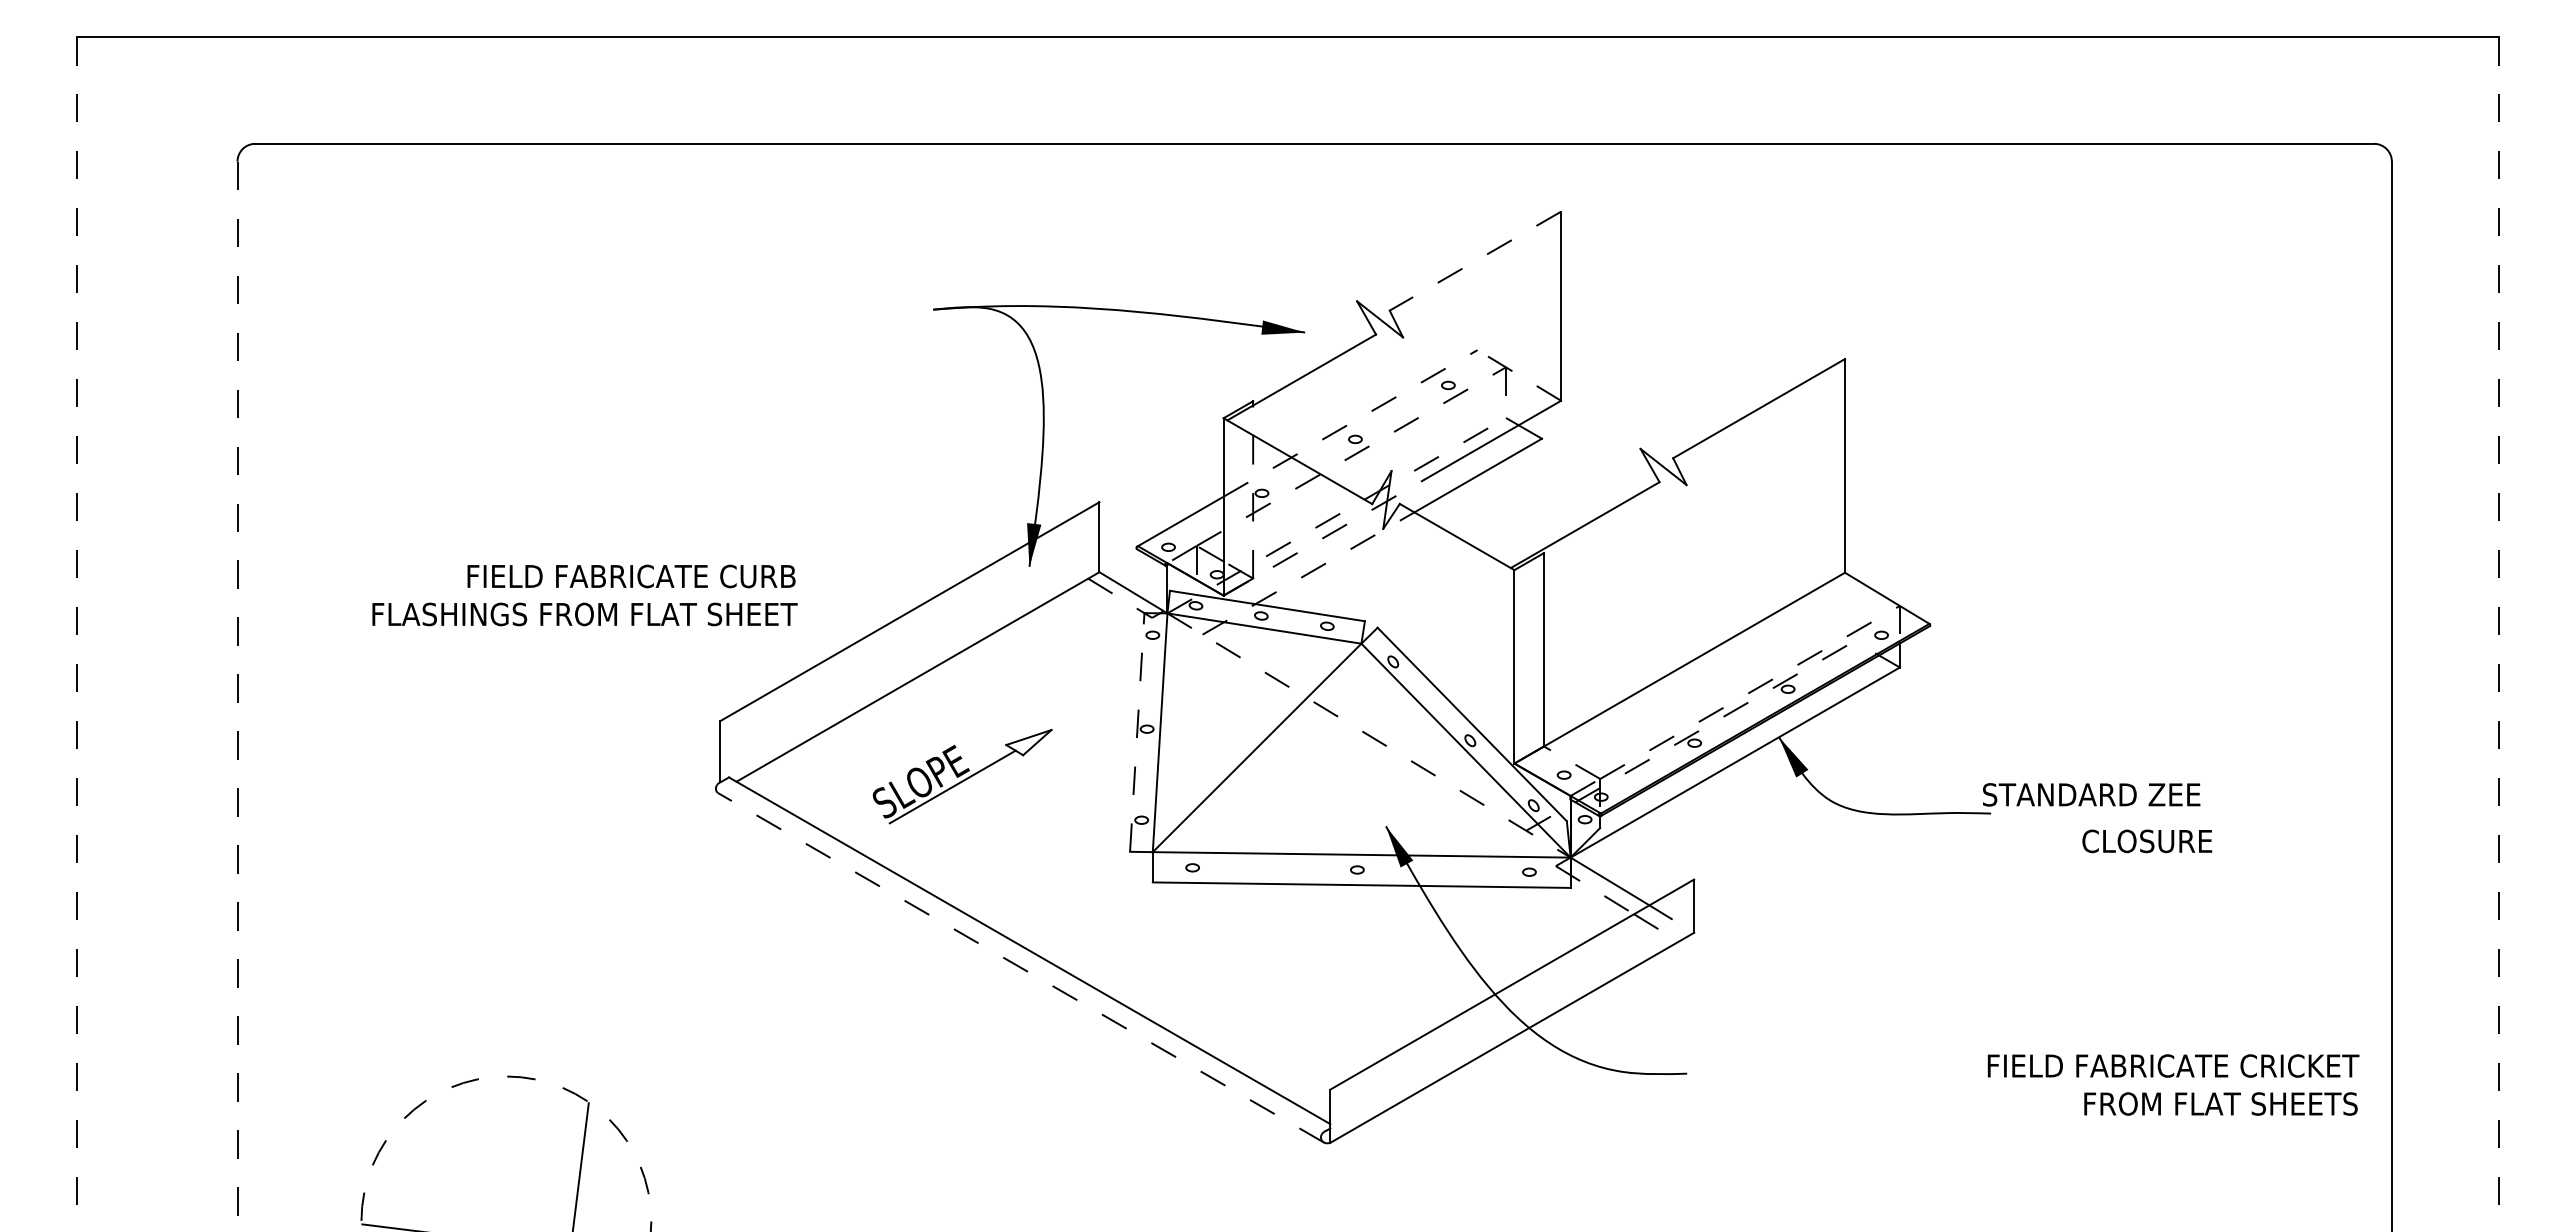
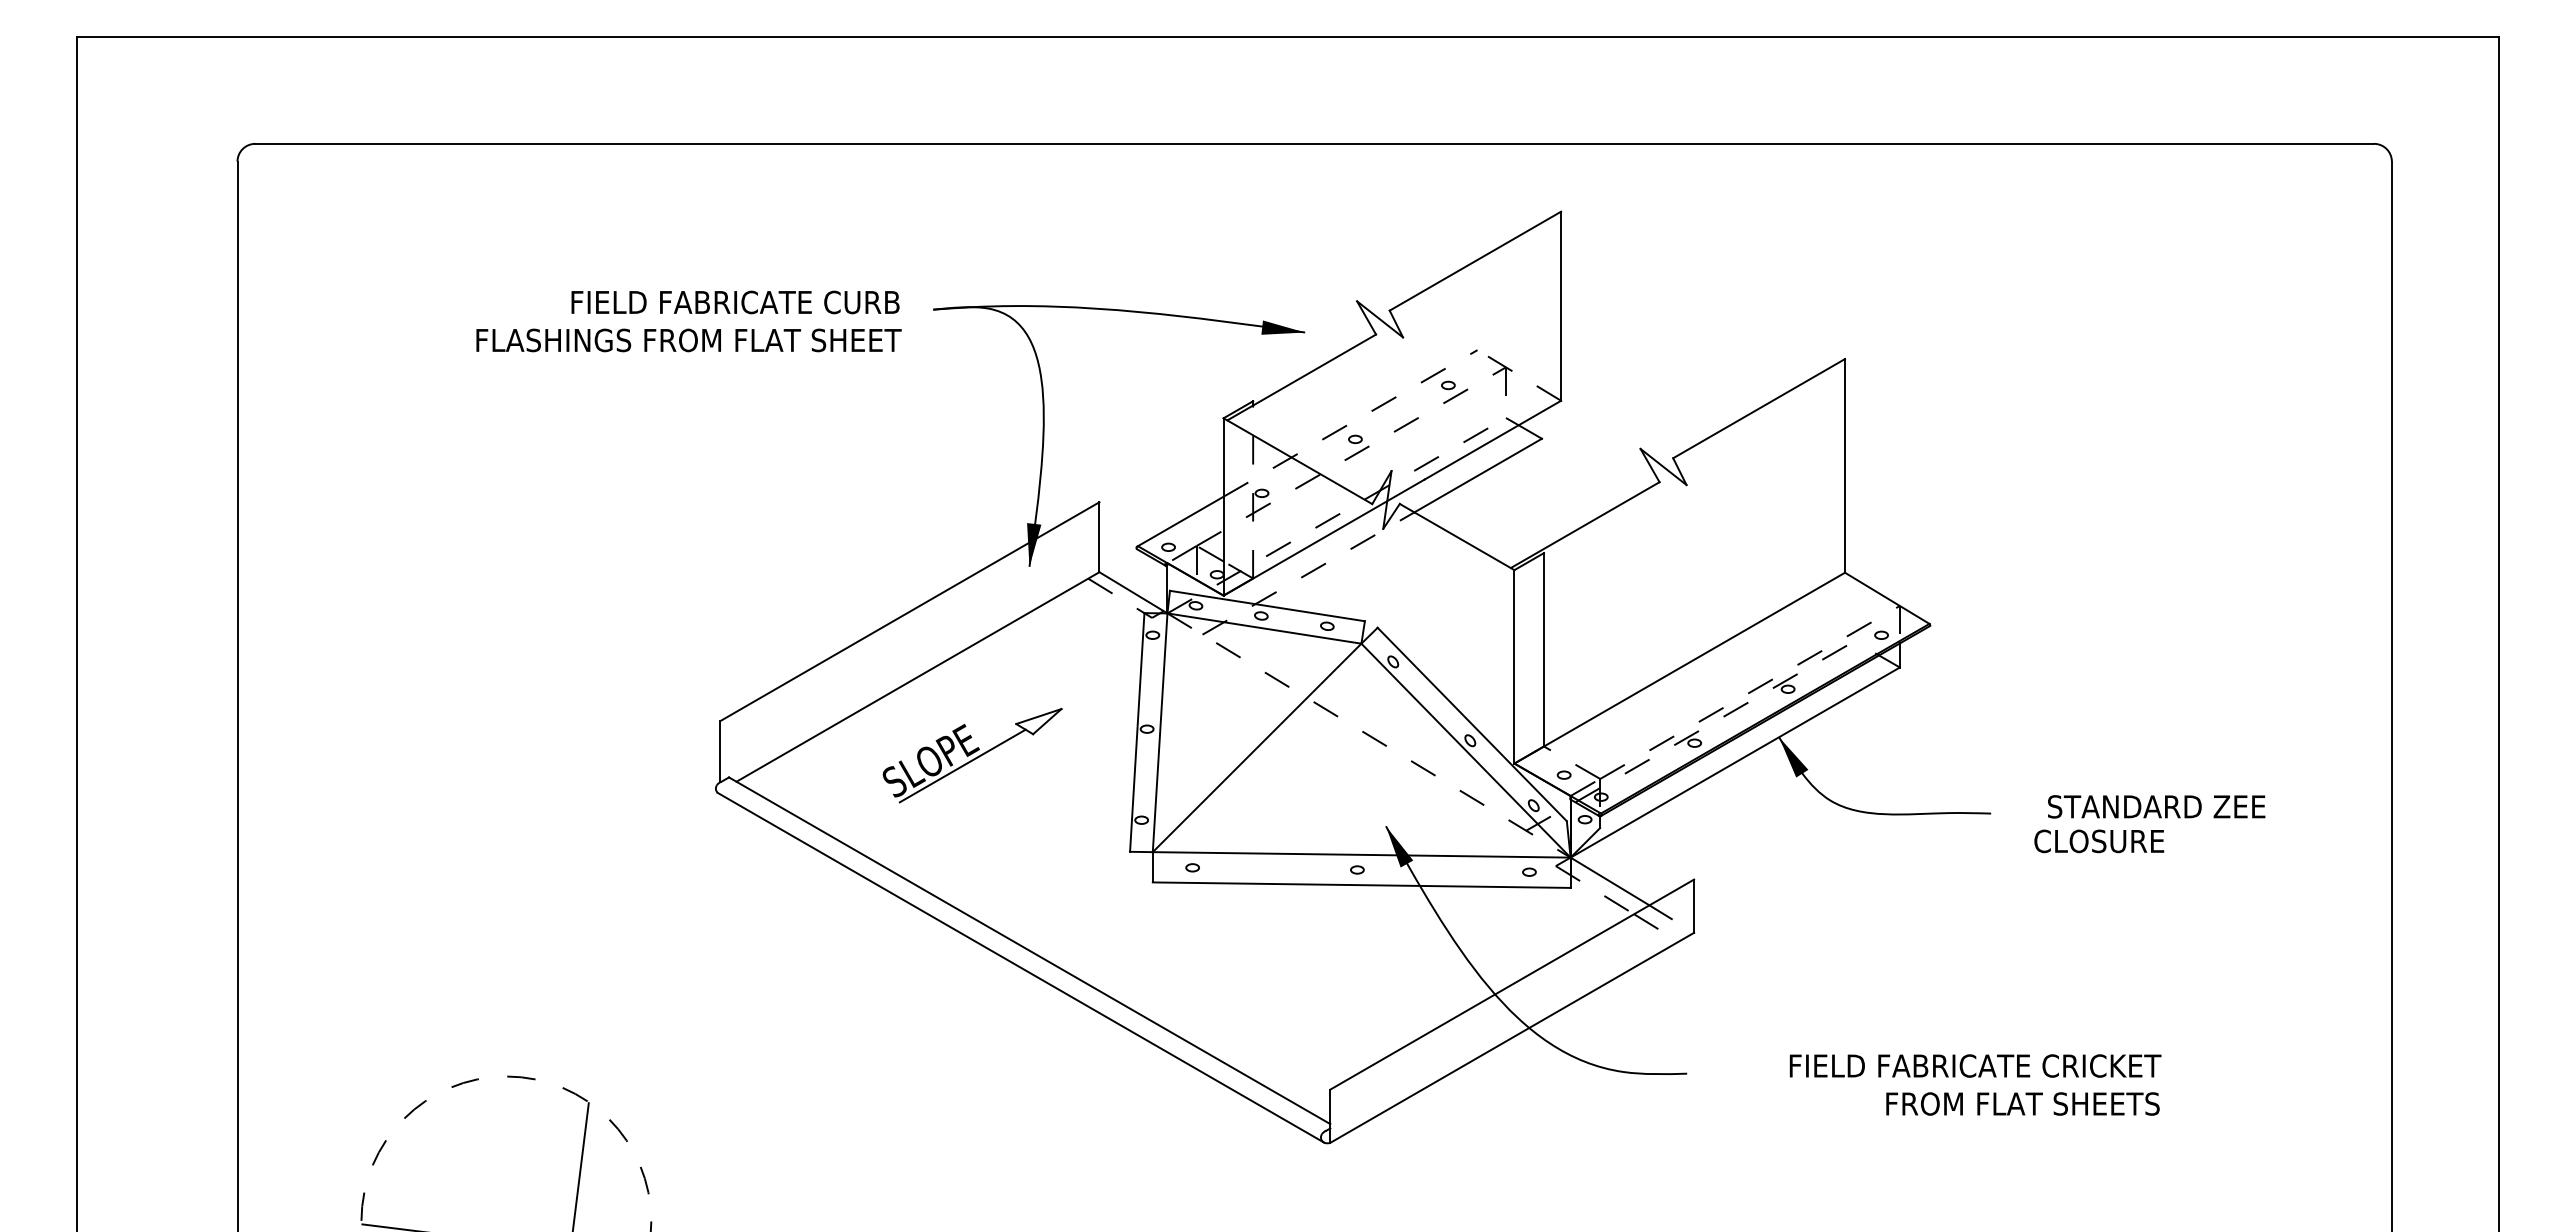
line: dashed -> solid (1475, 261)
line: dashed -> solid (1324, 537)
text position: (584, 595) -> (688, 321) (688, 321)
line: dashed -> solid (77, 634)
line: dashed -> solid (2498, 634)
line: dashed -> solid (237, 696)
line: dashed -> solid (1137, 732)
part position: (962, 776) -> (972, 755) (972, 755)
text position: (2091, 794) -> (2156, 806) (2156, 806)
text position: (2147, 841) -> (2099, 841) (2099, 841)
line: dashed -> solid (1020, 967)
text position: (2173, 1084) -> (1975, 1084) (1975, 1084)
